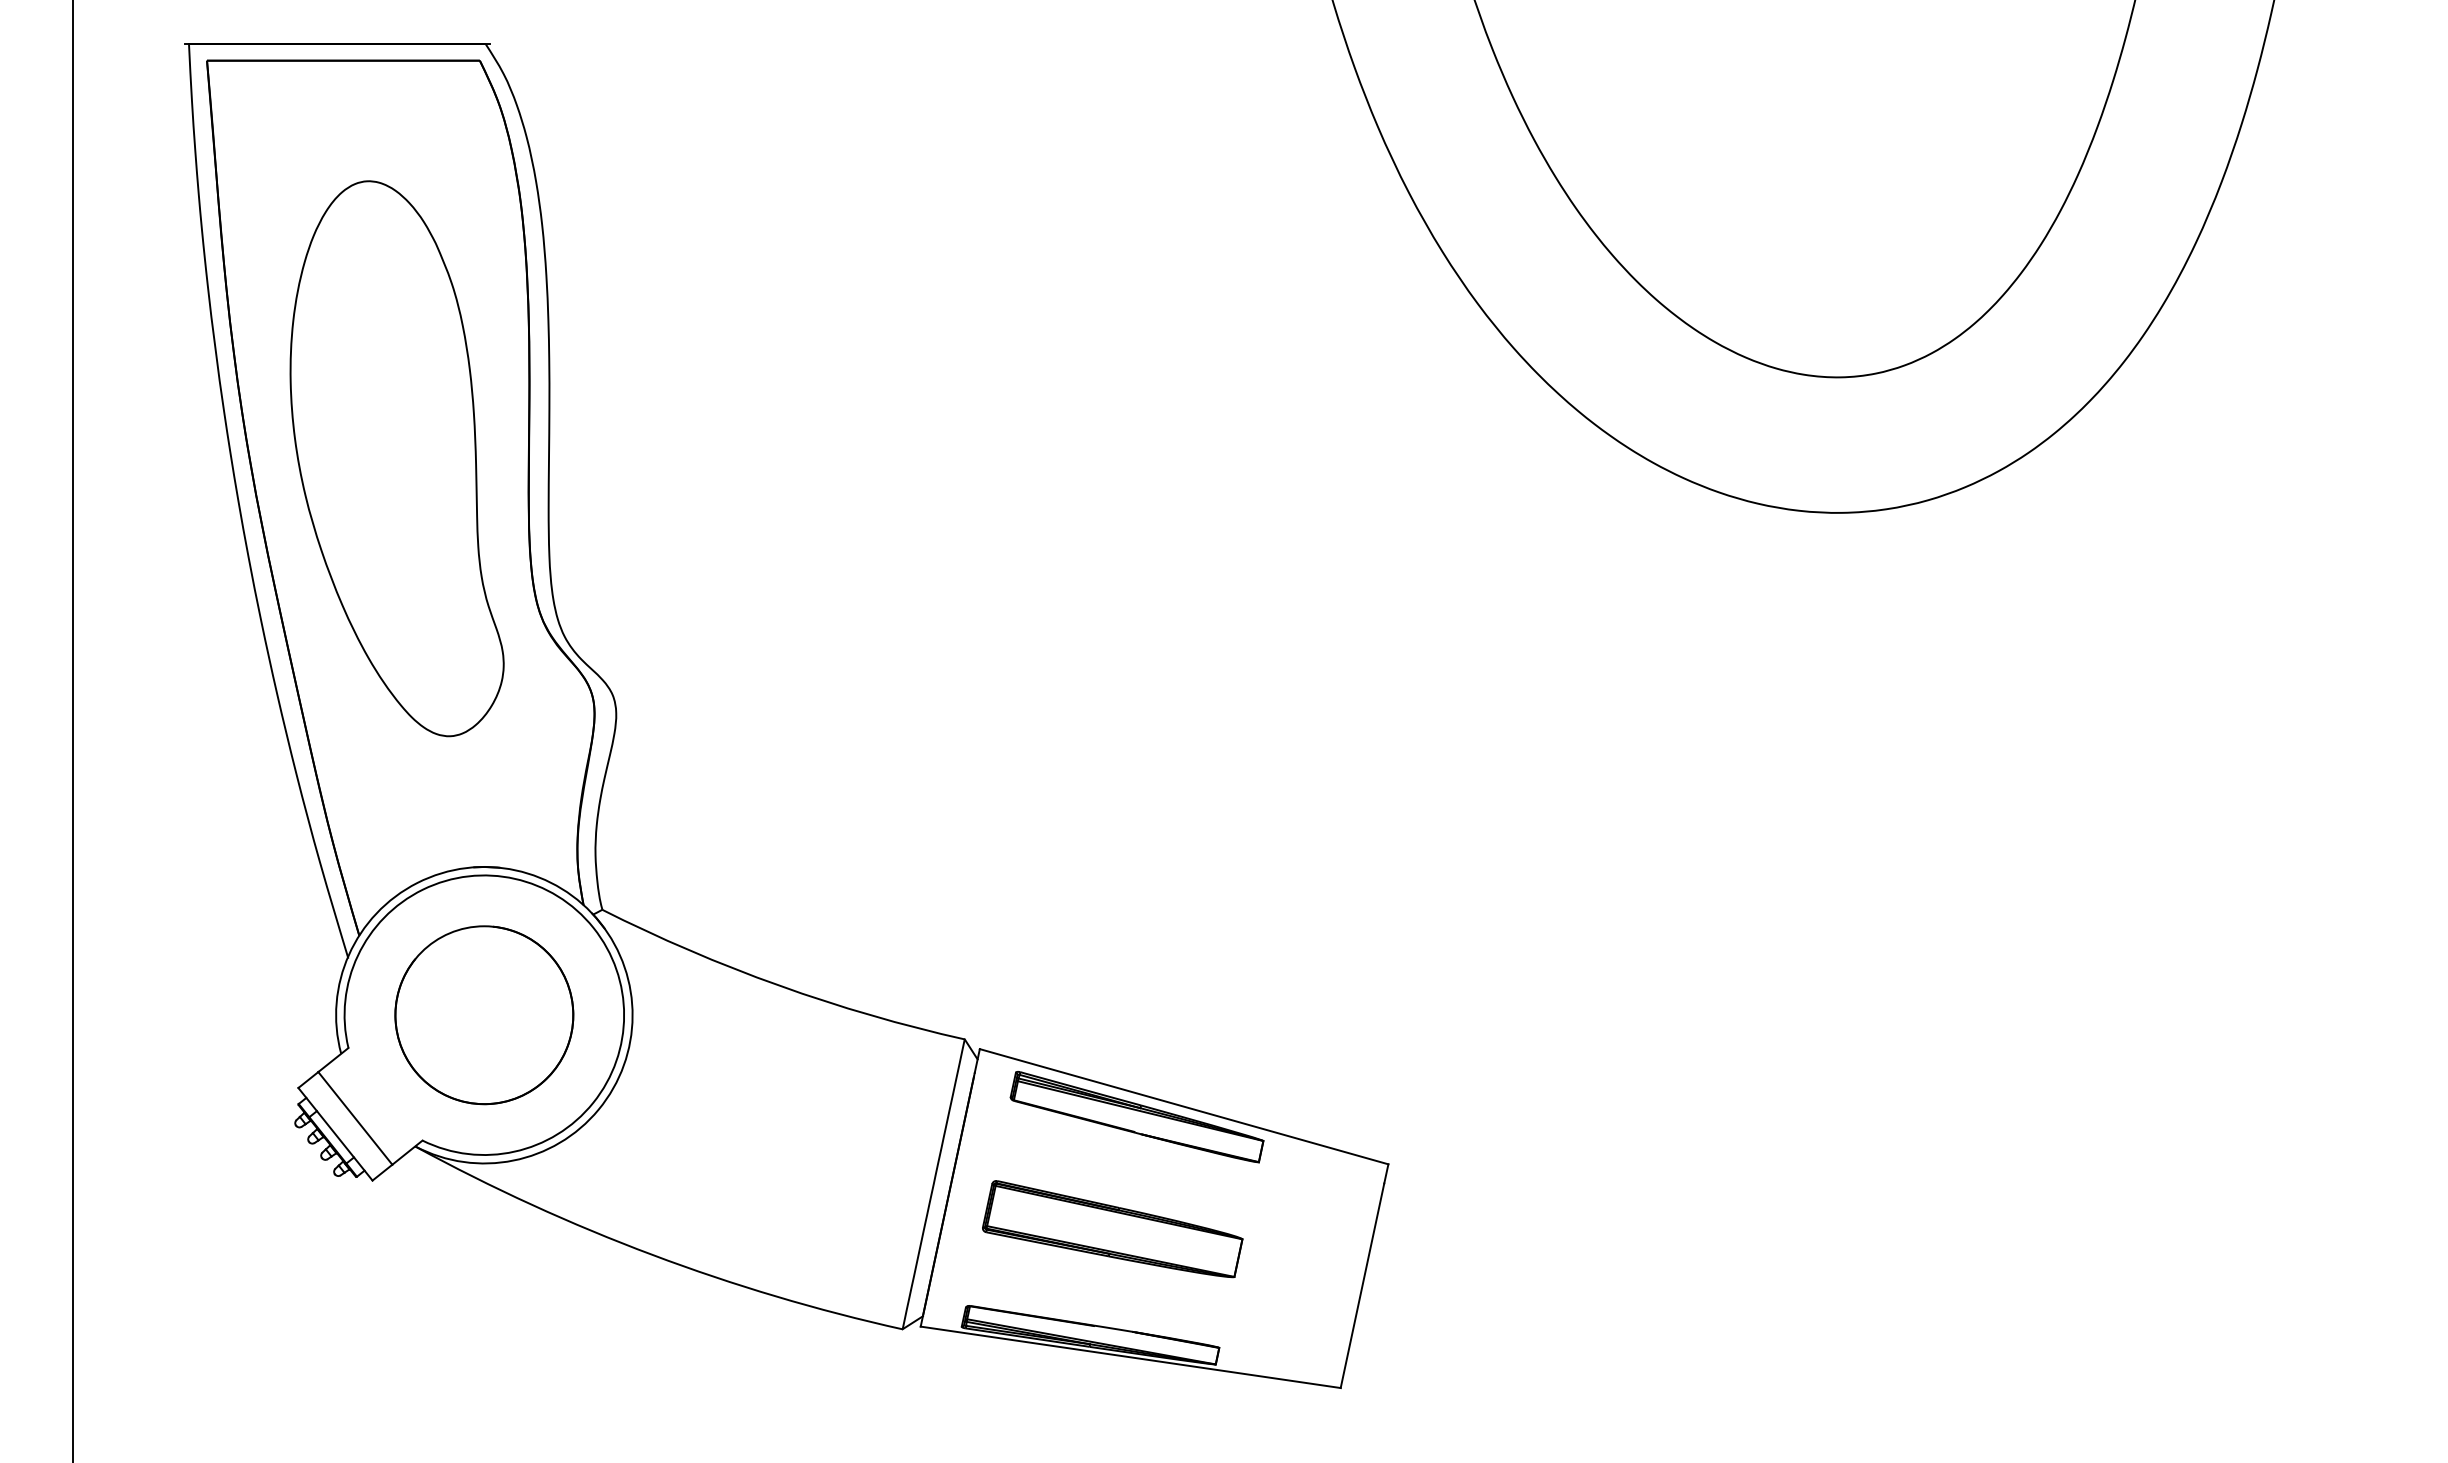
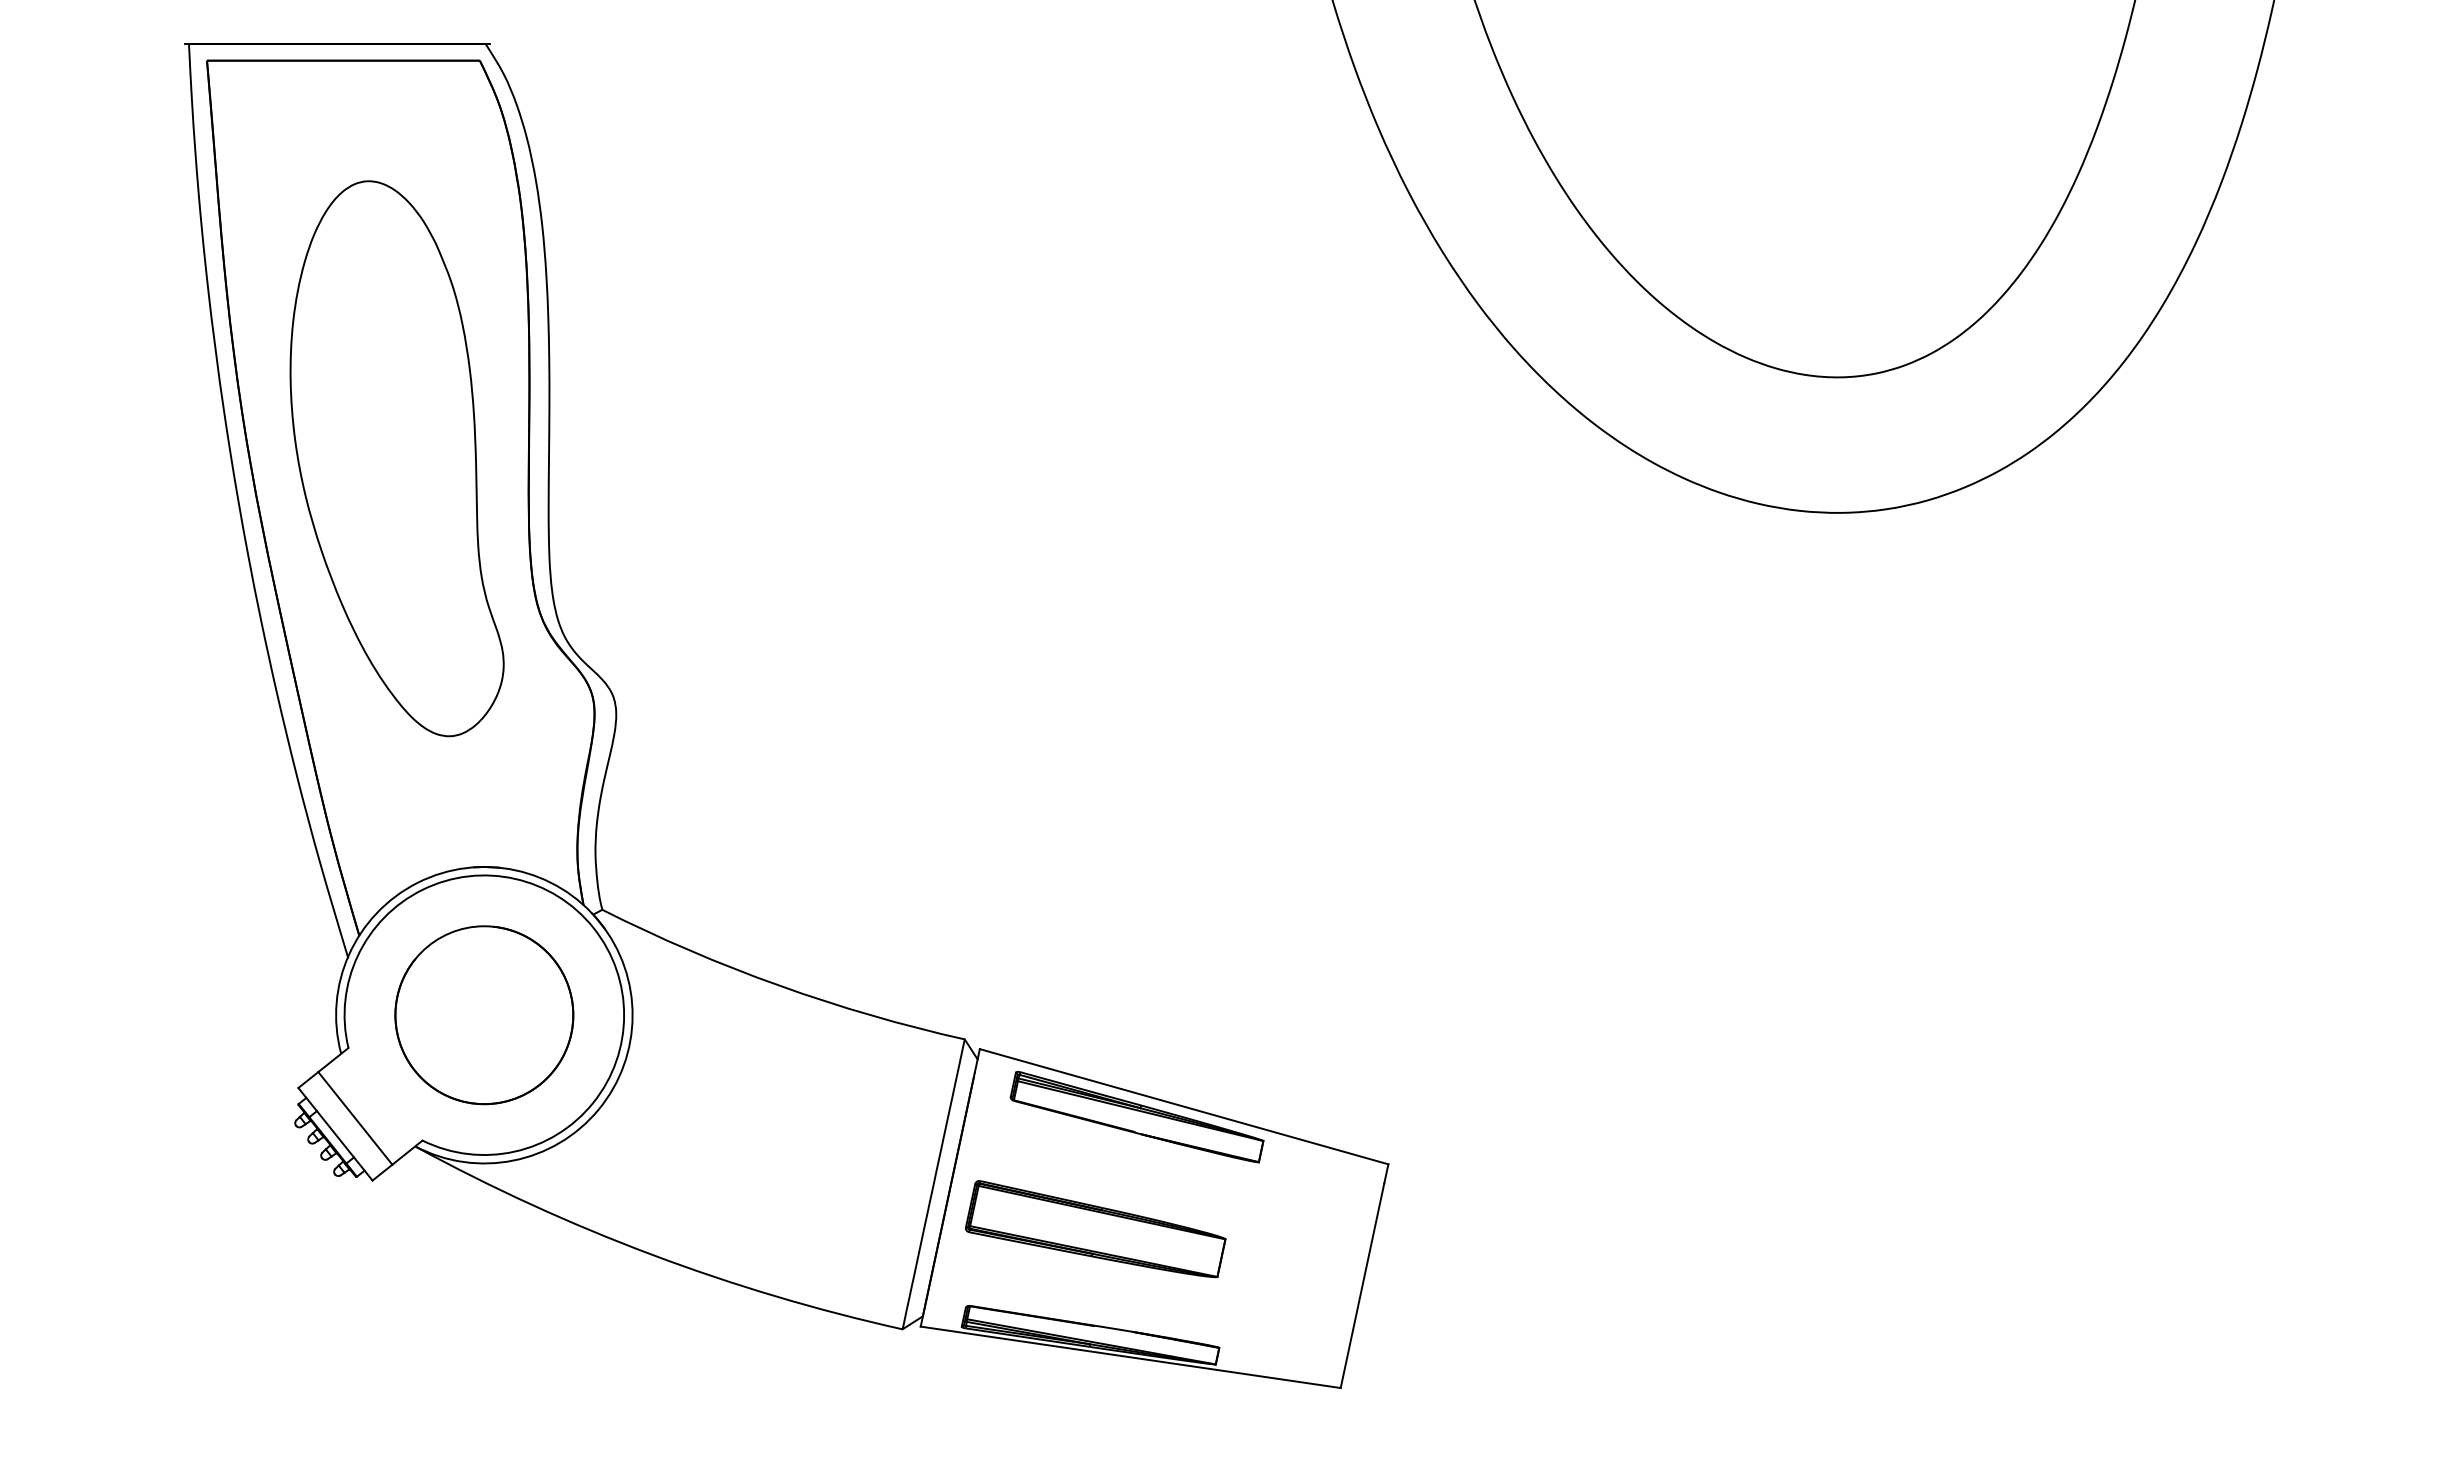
line: present -> none (73, 730)
part position: (1112, 1229) -> (1095, 1229) (1095, 1229)
